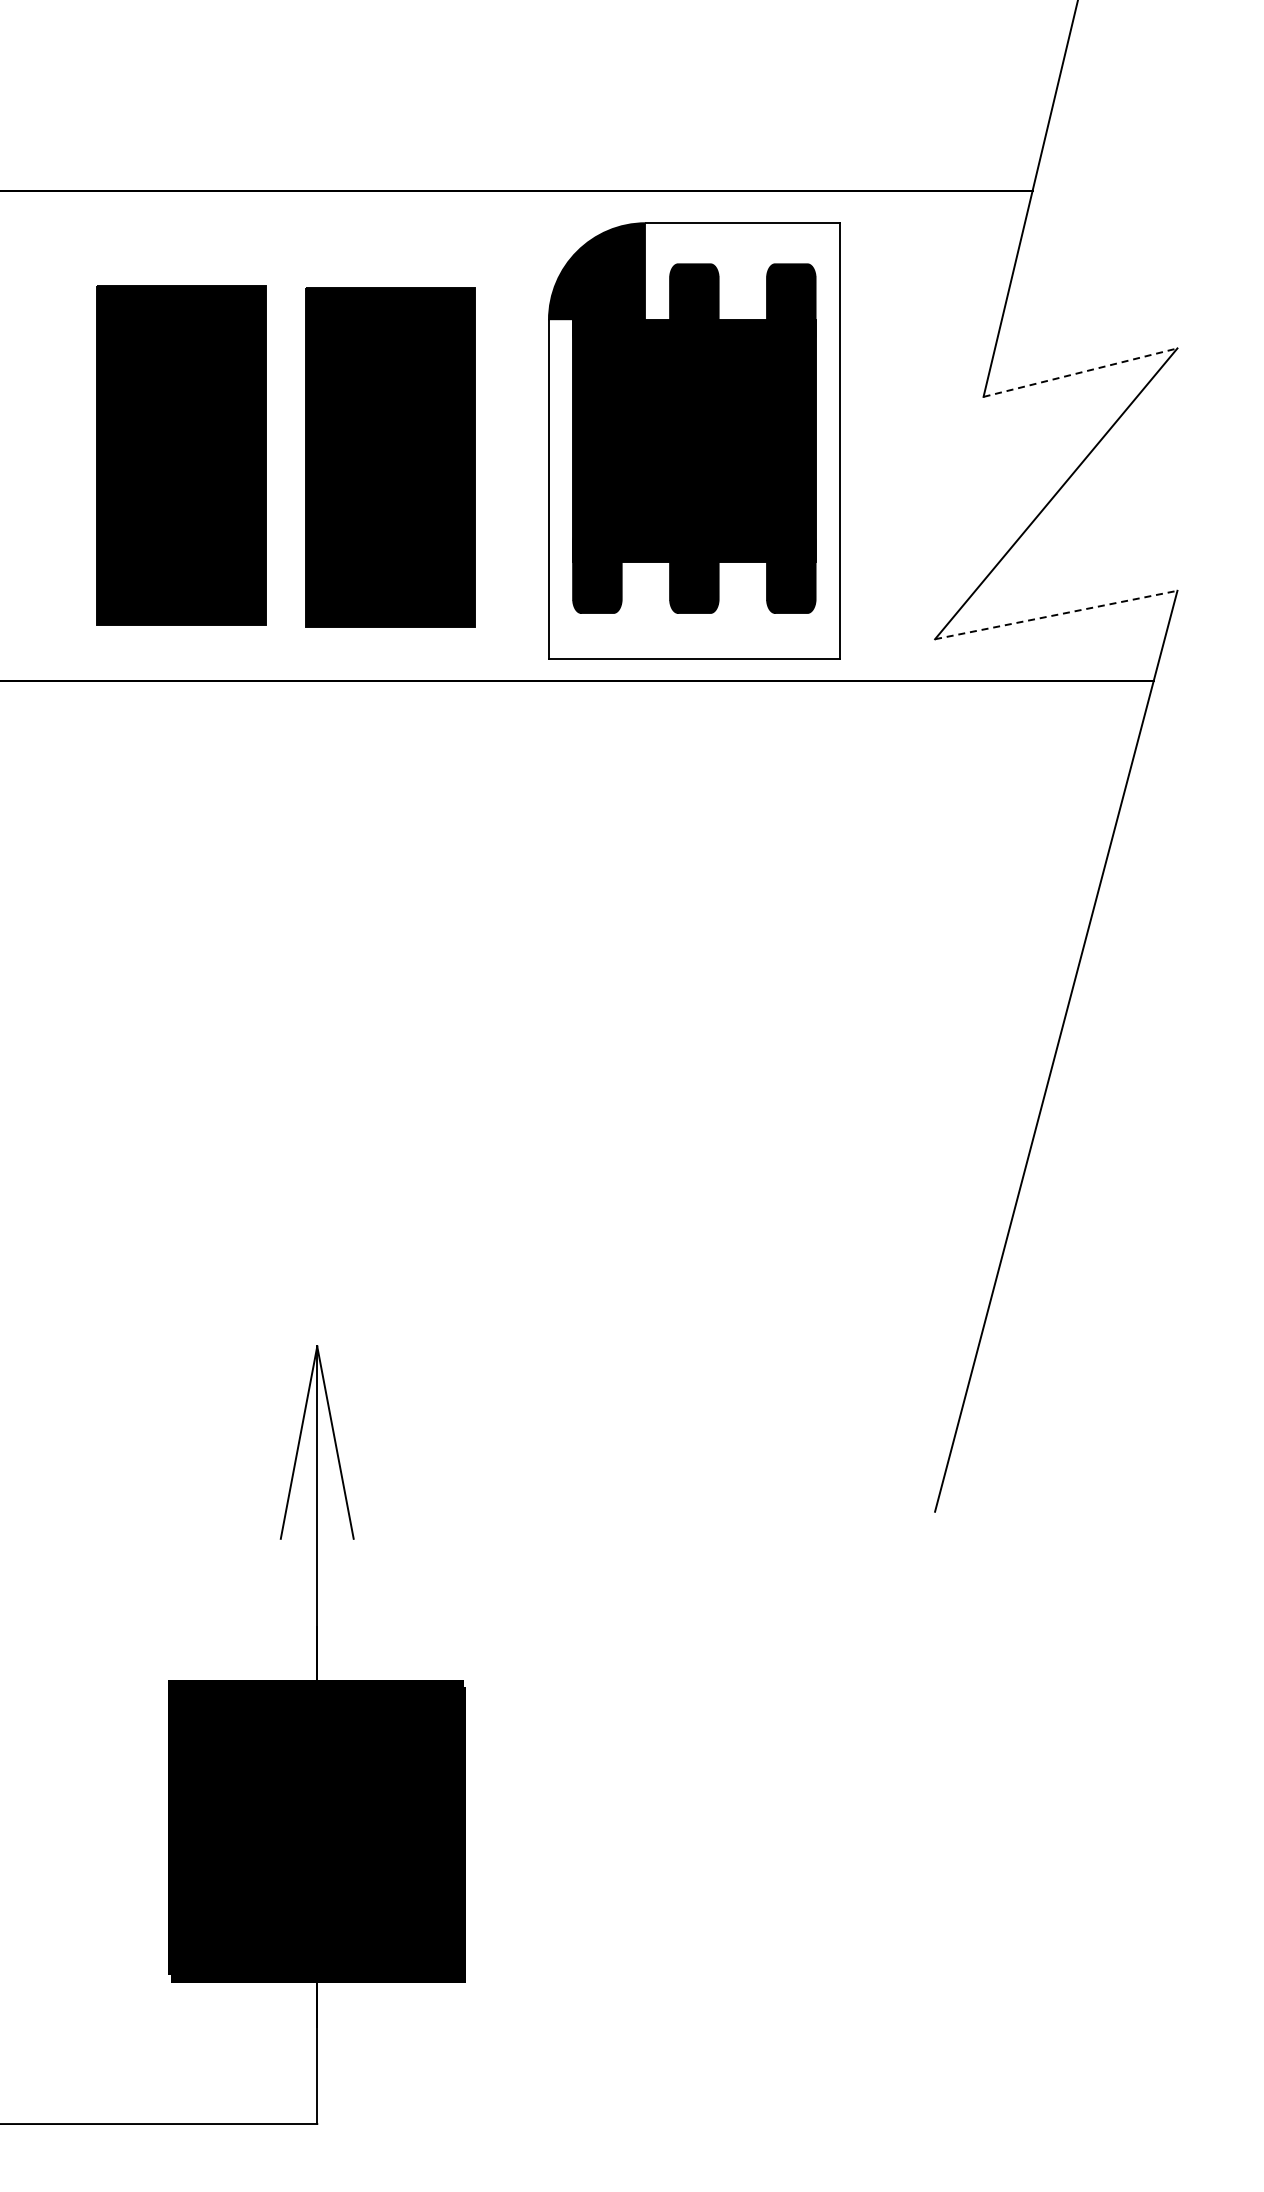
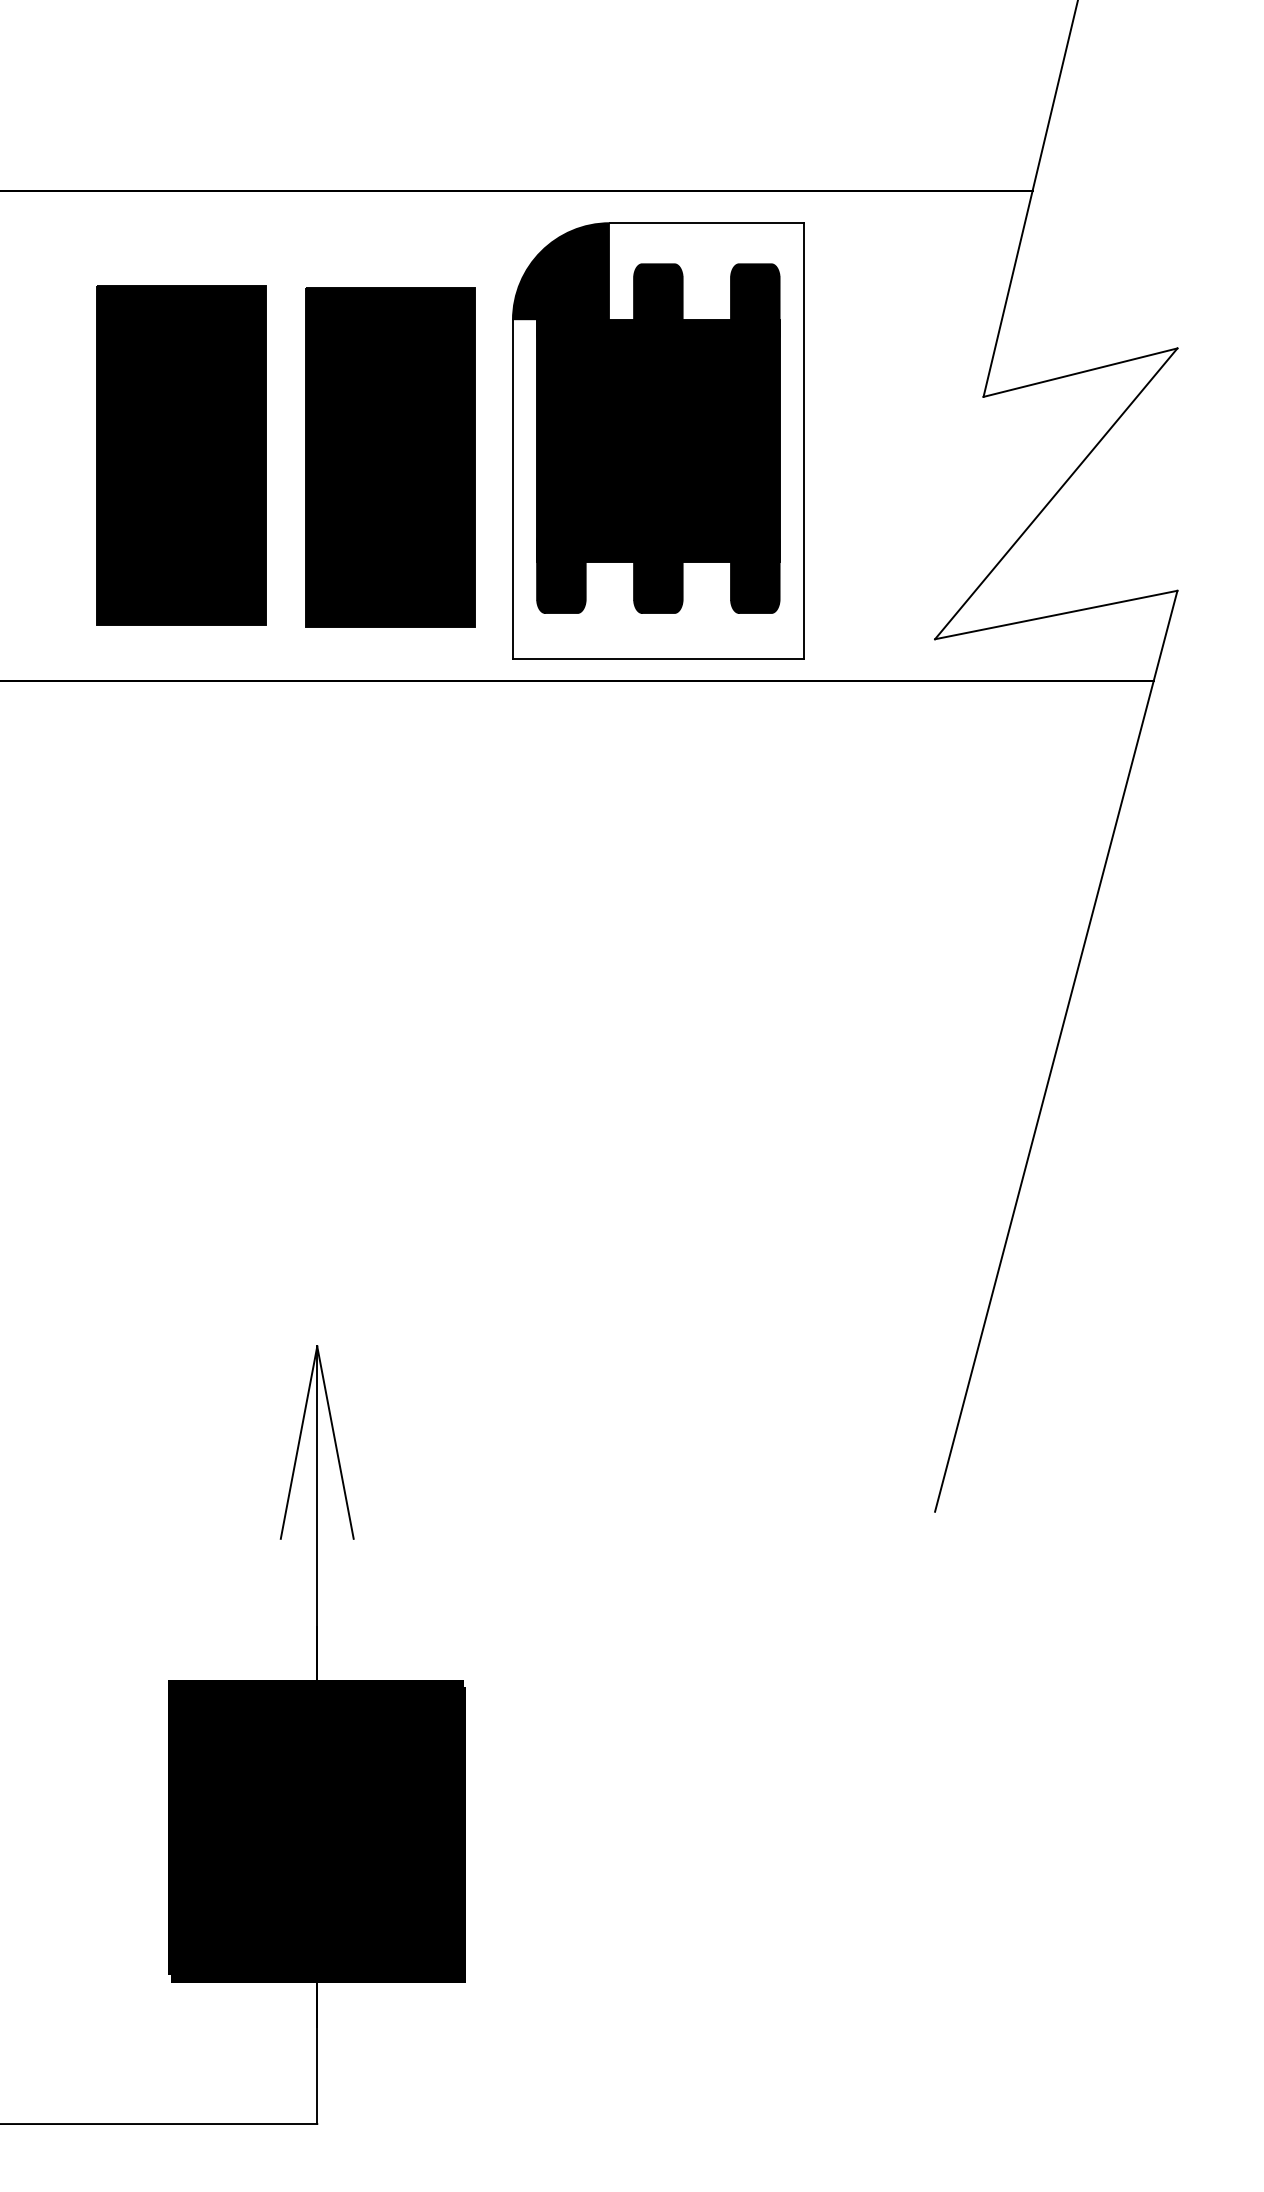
line: dashed -> solid (1080, 372)
part position: (694, 440) -> (658, 440) (658, 440)
line: dashed -> solid (1056, 615)
